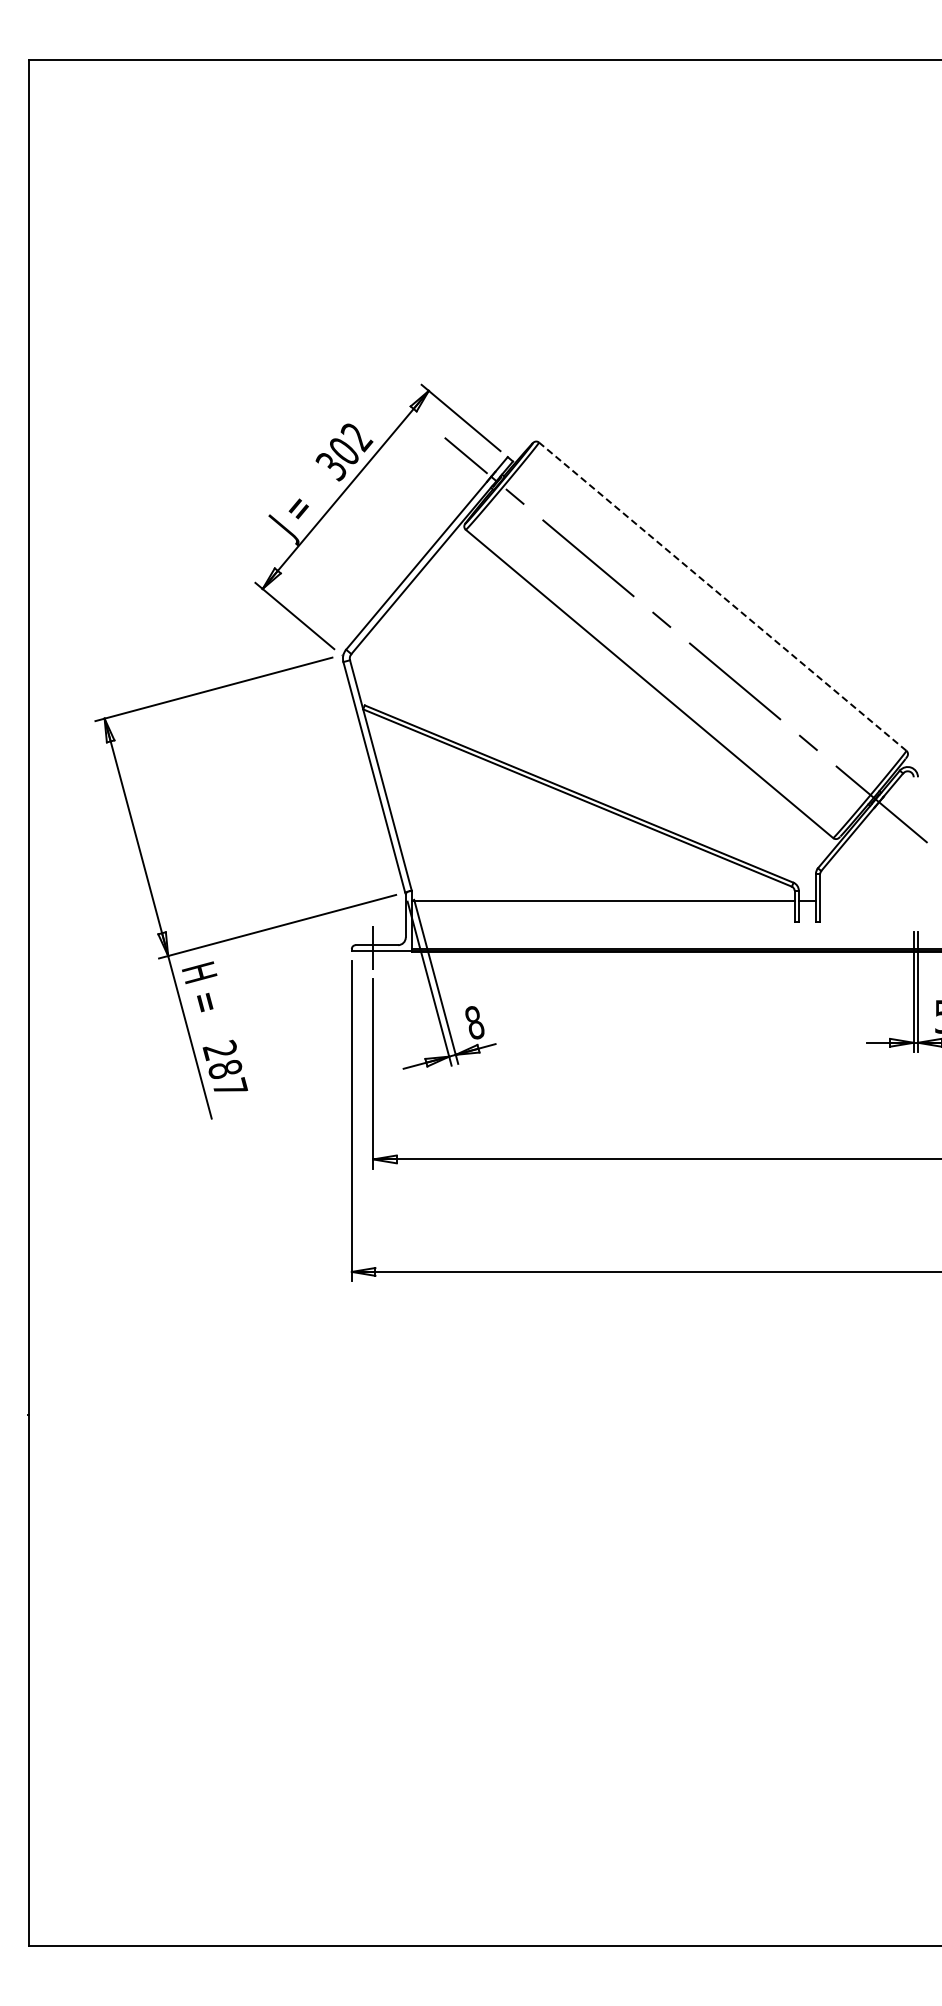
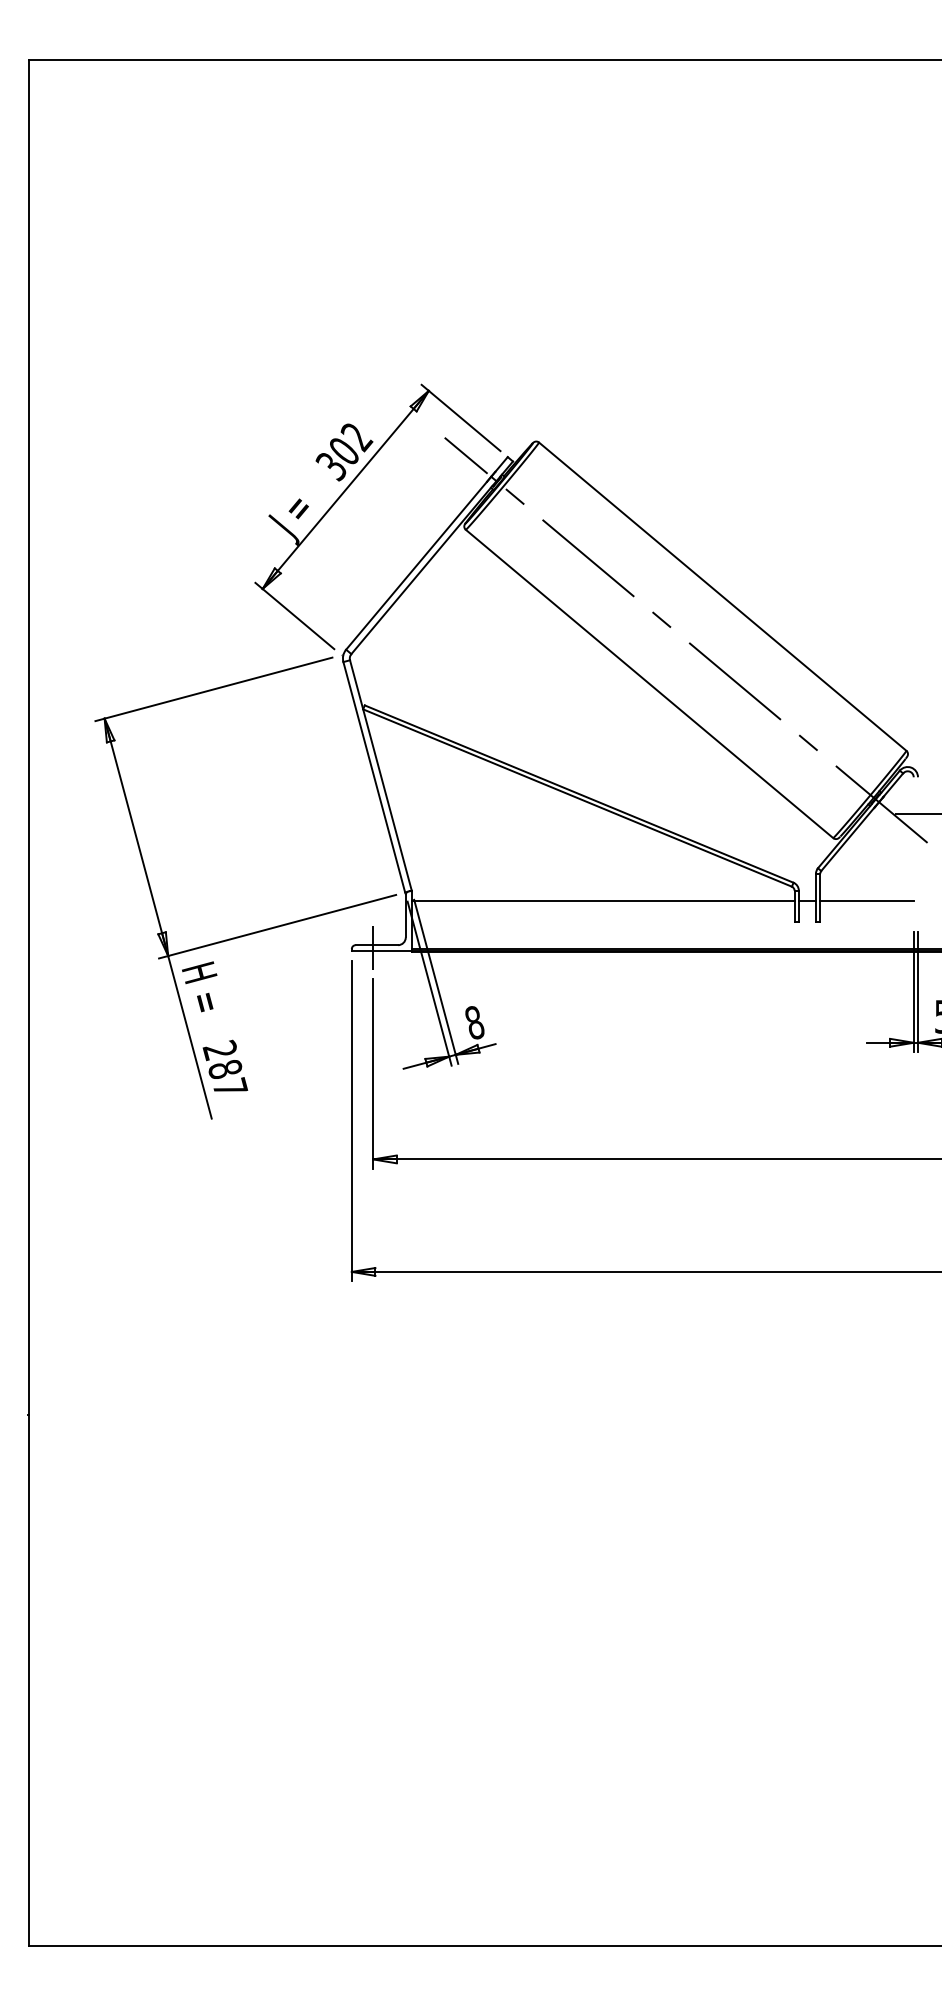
line: dashed -> solid (722, 596)
line: none -> present (916, 814)
line: none -> present (866, 900)
